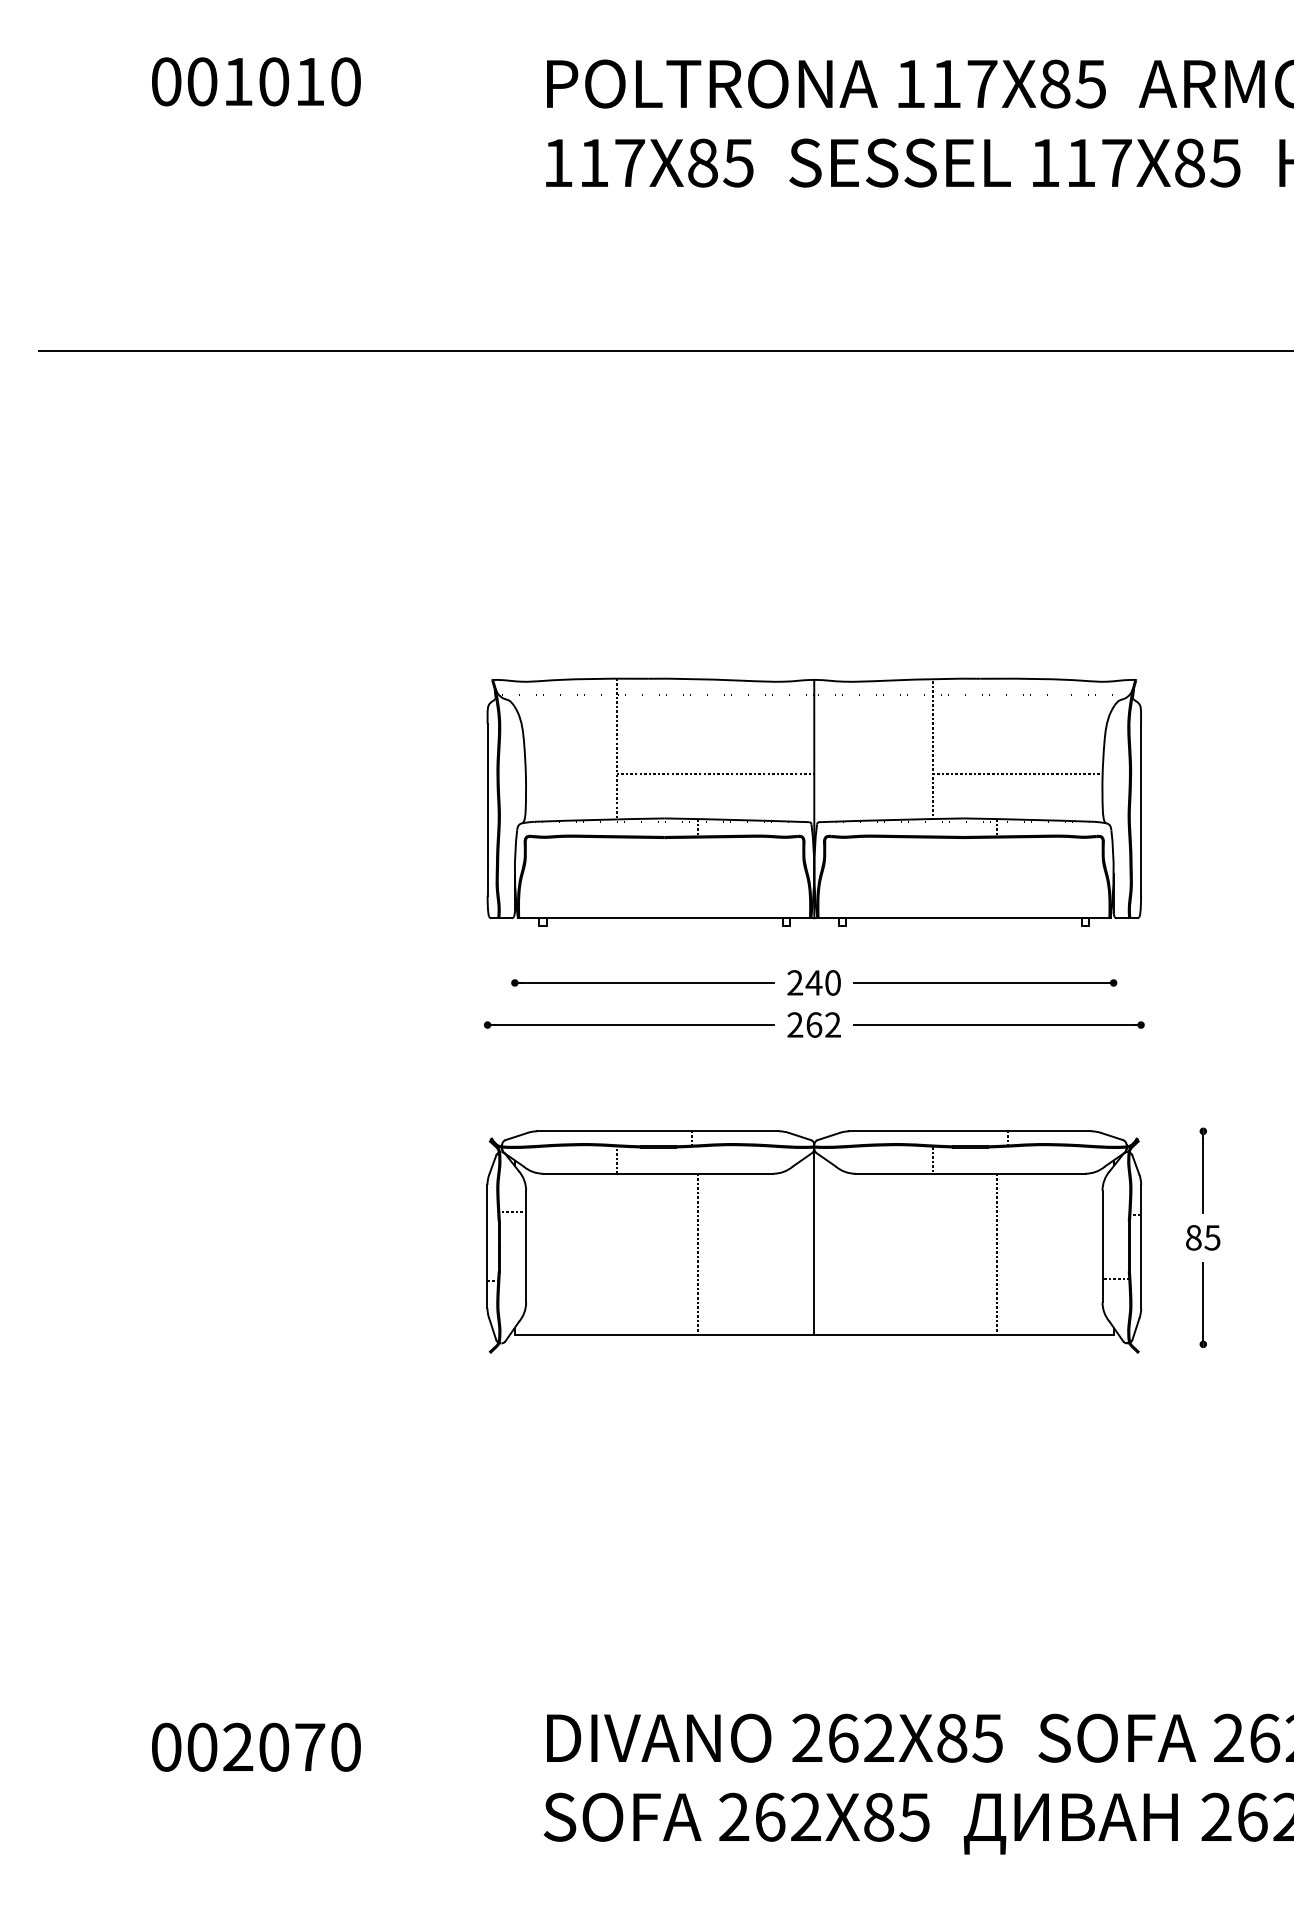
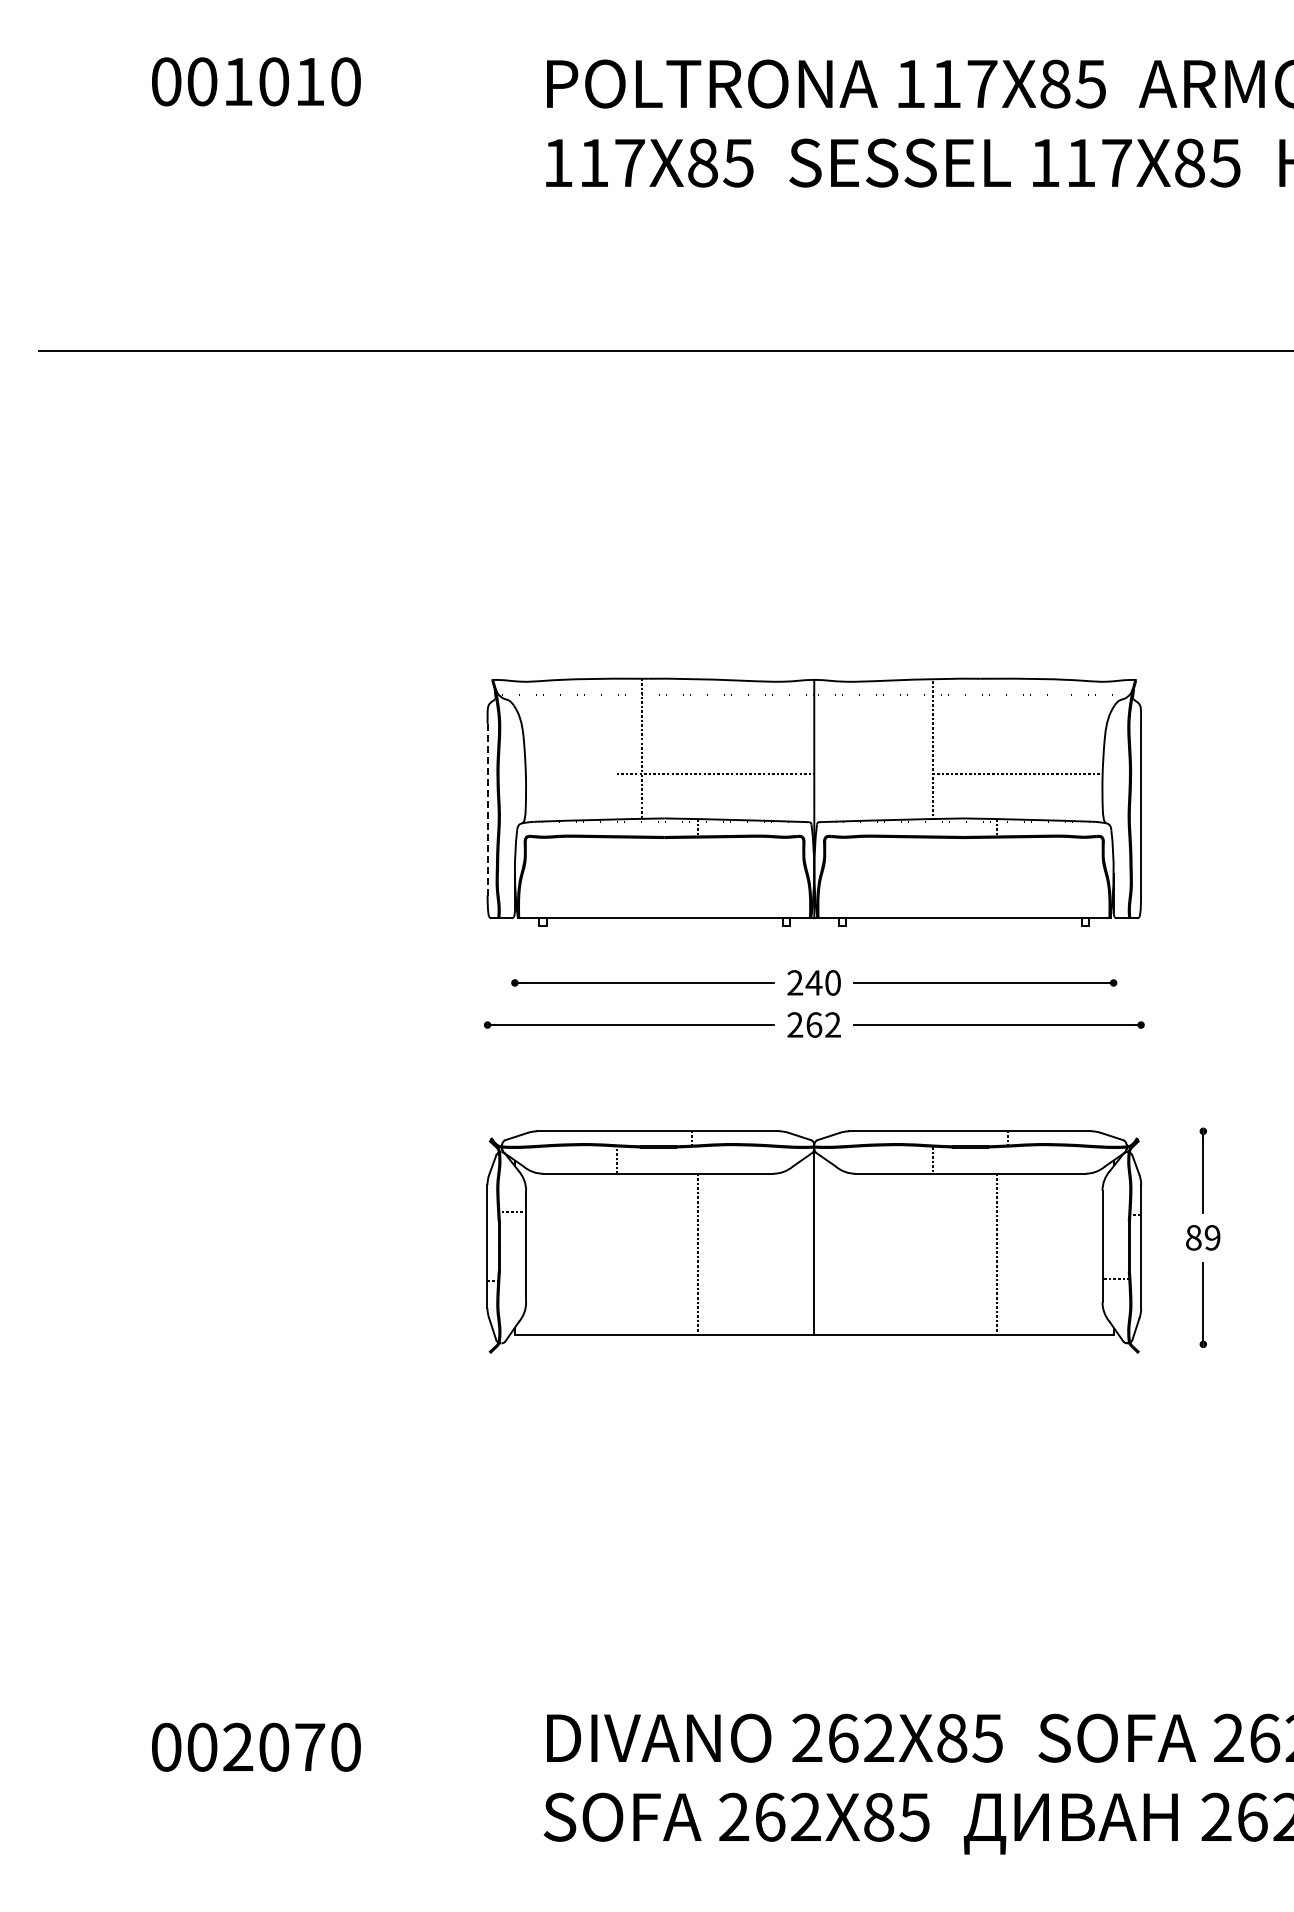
line position: (616, 748) -> (641, 748) (641, 748)
line: solid -> dashed (487, 809)
text: 85 -> 89 (1212, 1237)
